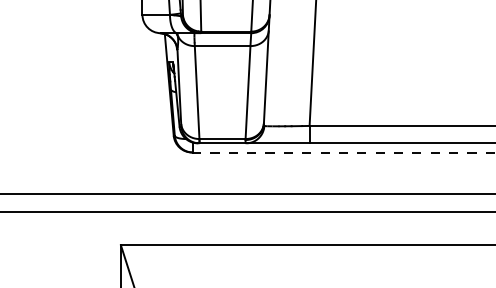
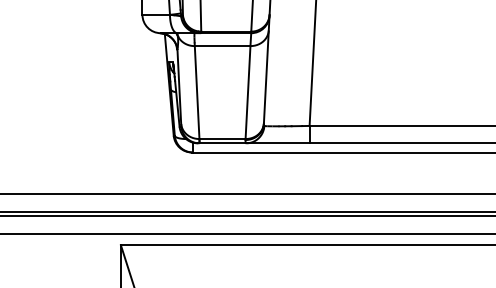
line: dashed -> solid (344, 152)
line: none -> present (247, 216)
line: none -> present (247, 234)
